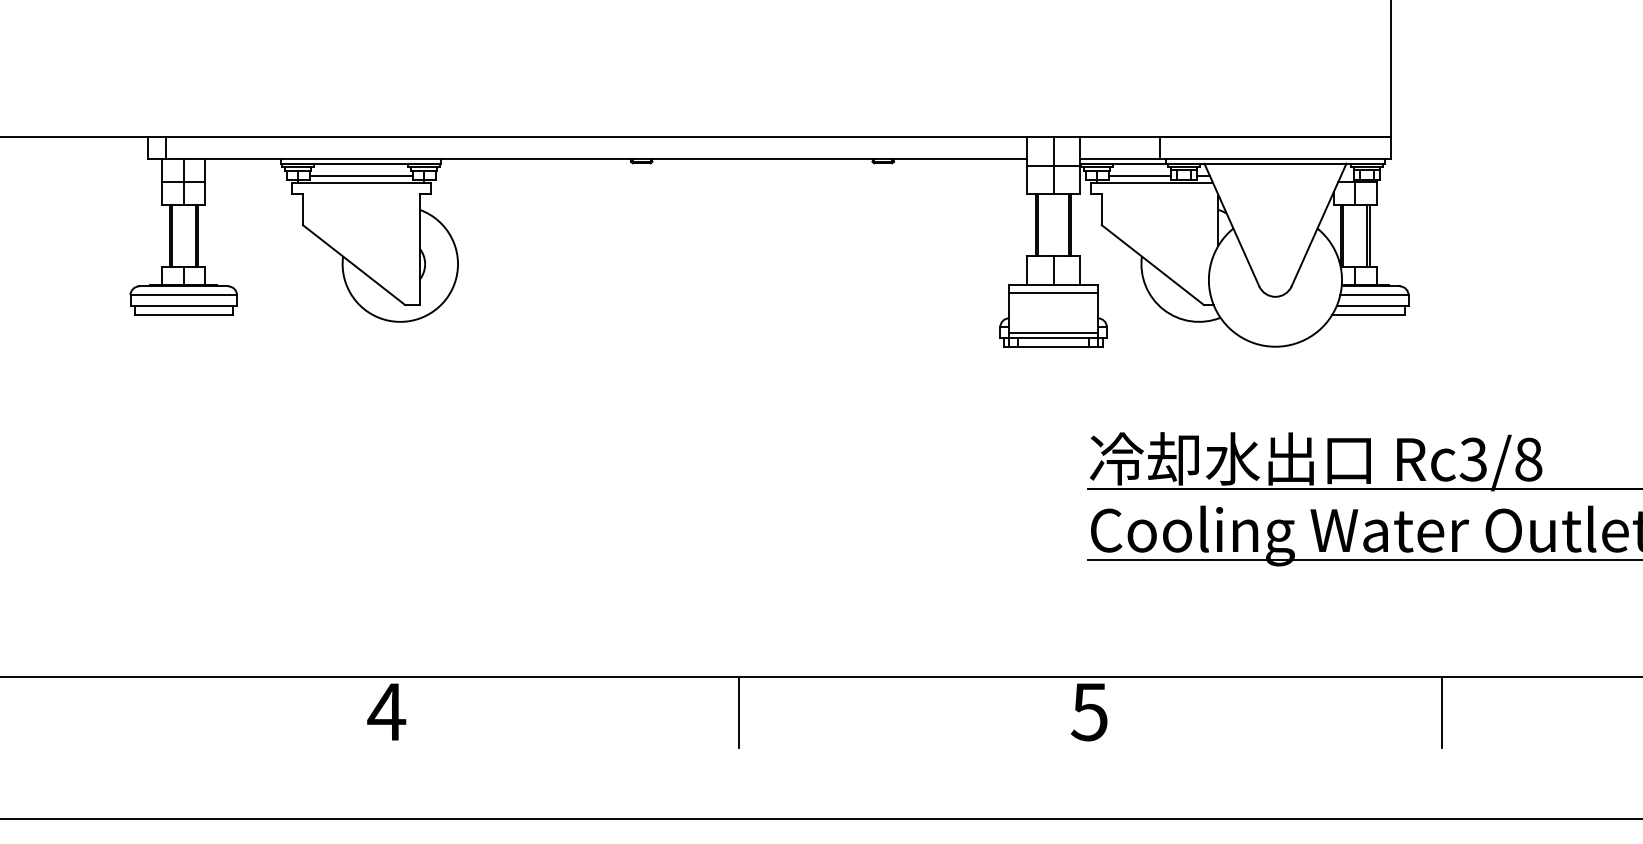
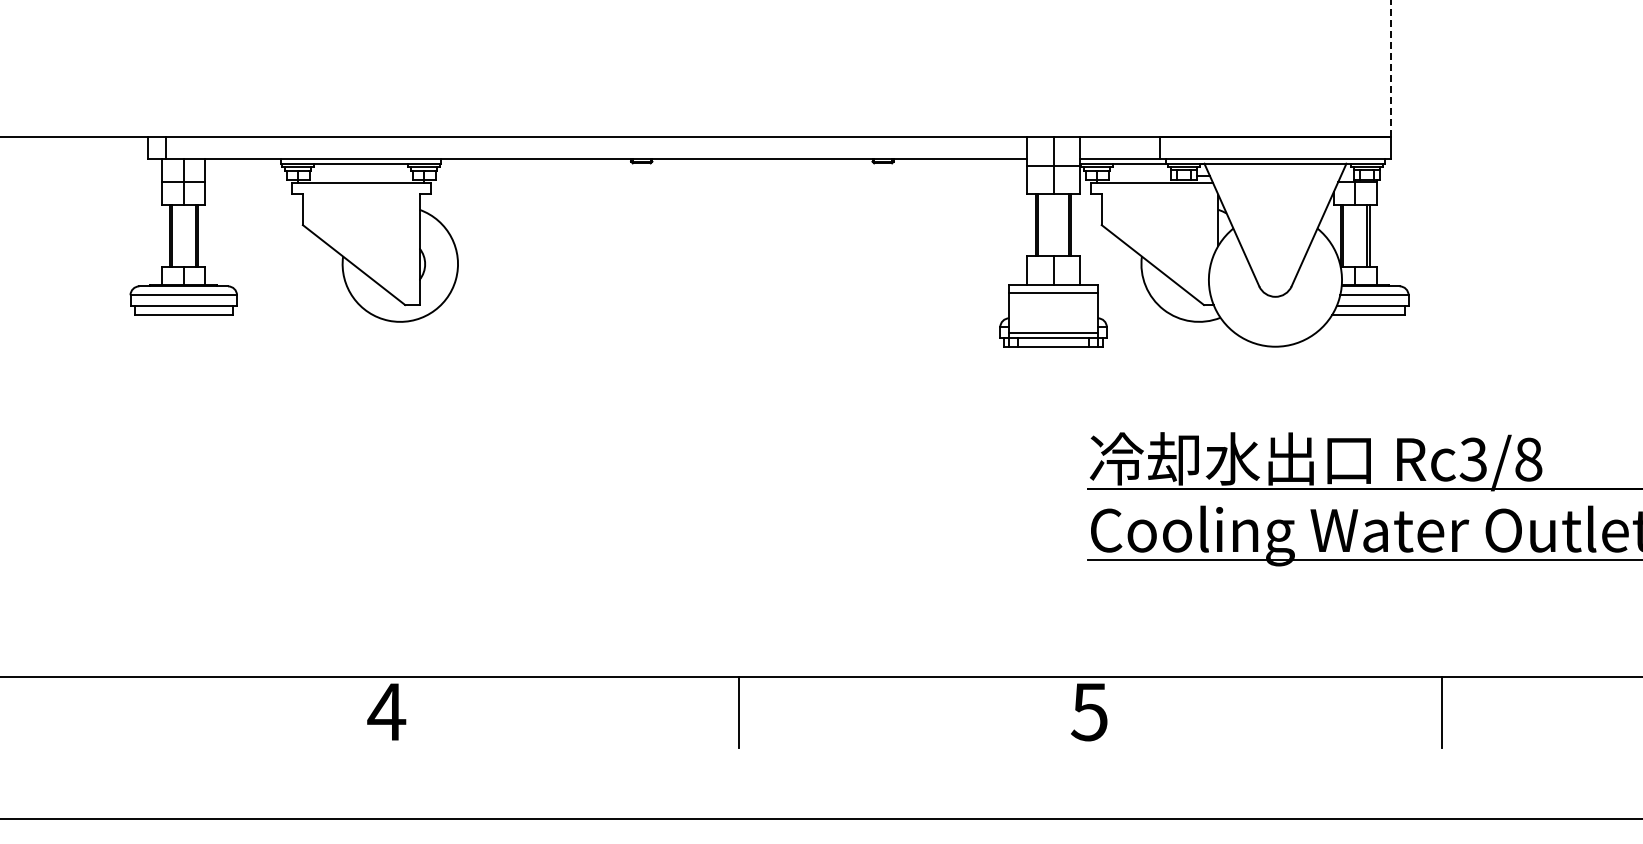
line: solid -> dashed (1390, 68)
line: present -> none (360, 176)
line: present -> none (1139, 176)
